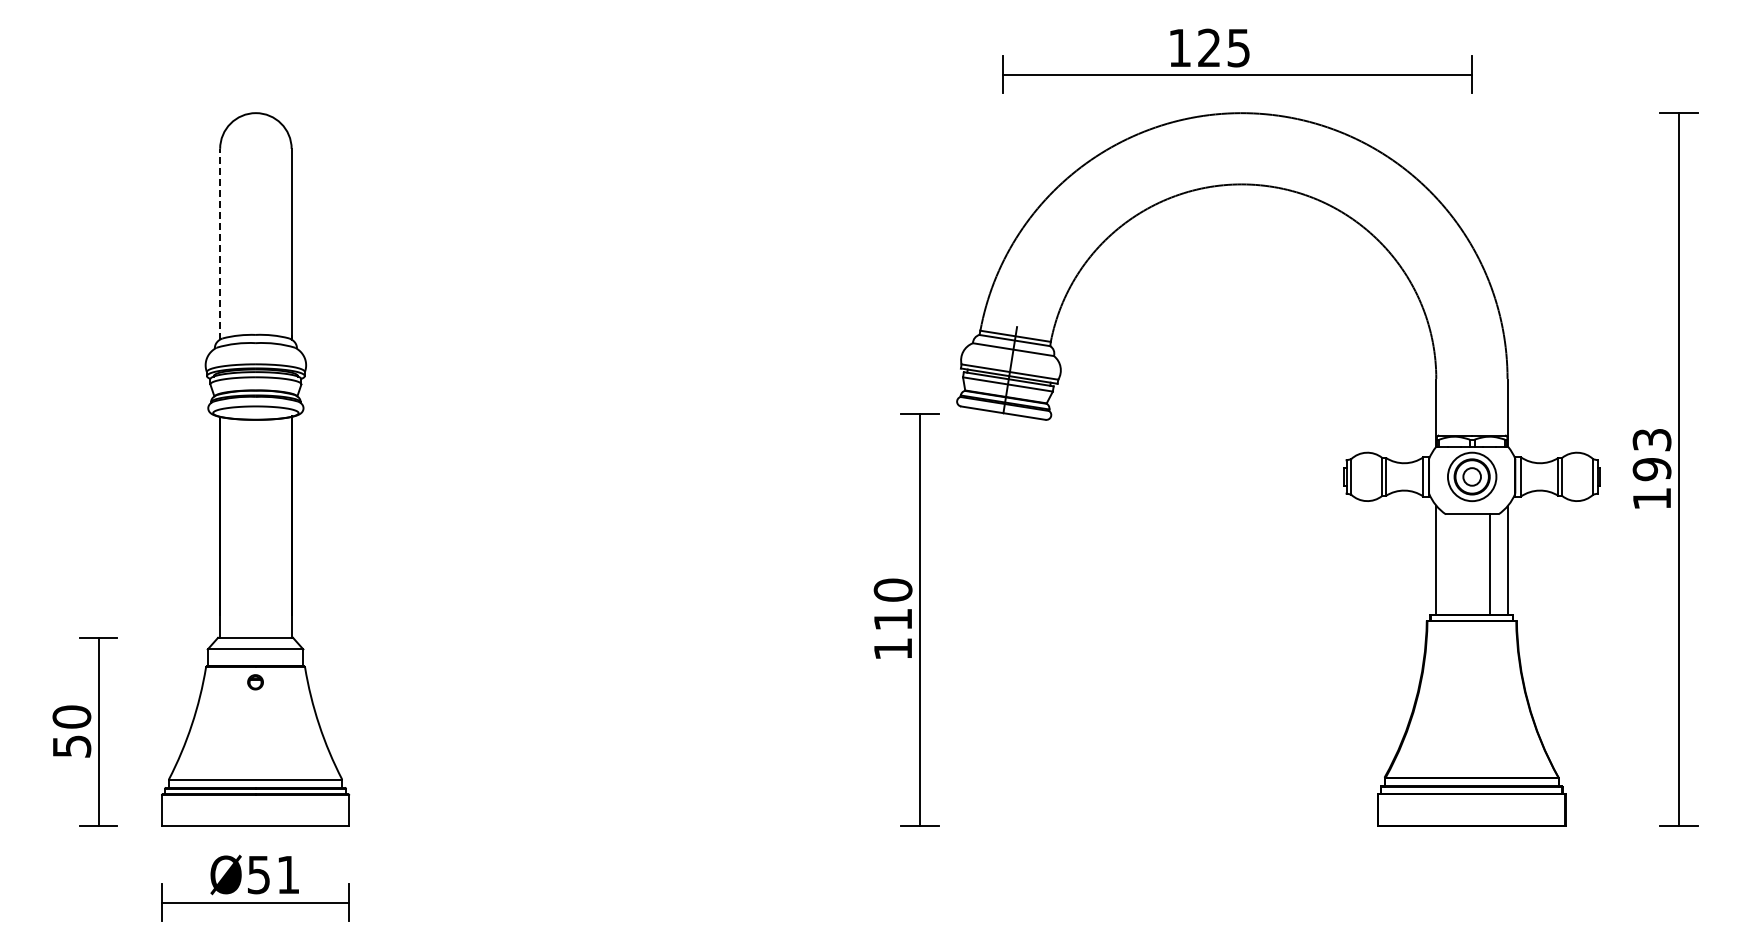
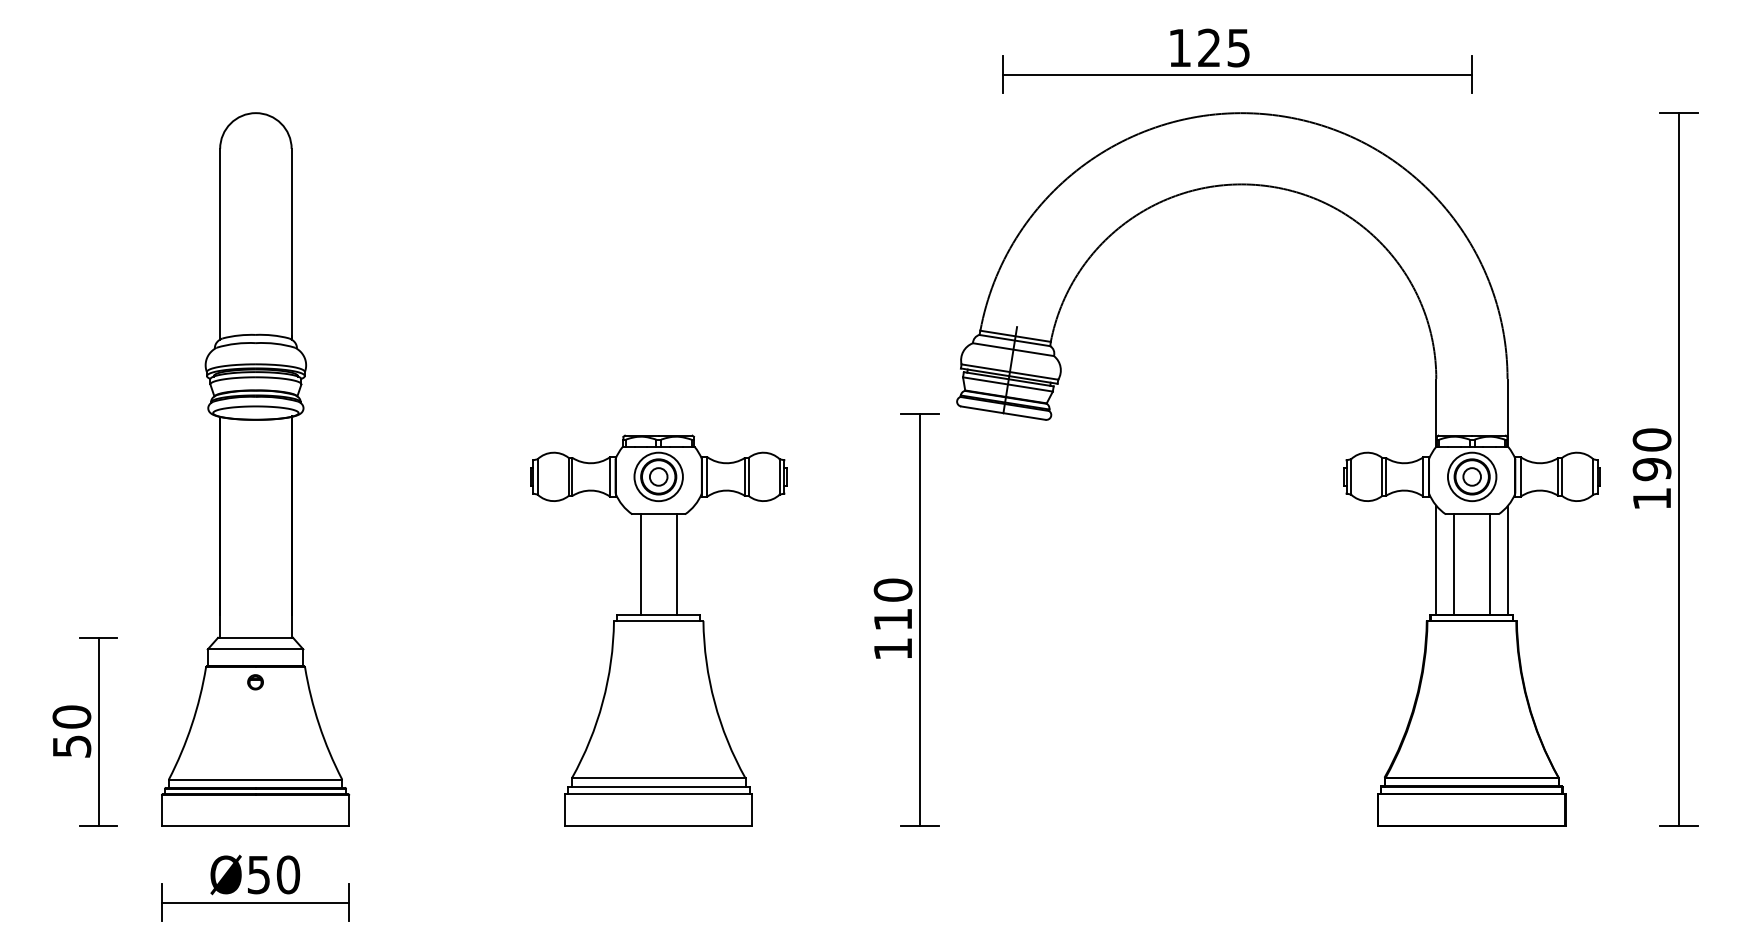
line: dashed -> solid (220, 243)
text: 193 -> 190 (1651, 439)
line: none -> present (1454, 564)
part: none -> present (658, 630)
text: Ø51 -> Ø50 (288, 874)
